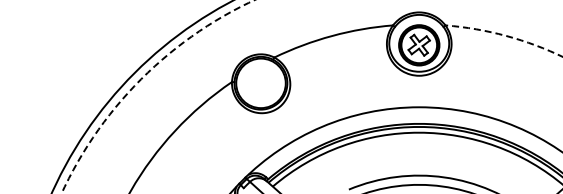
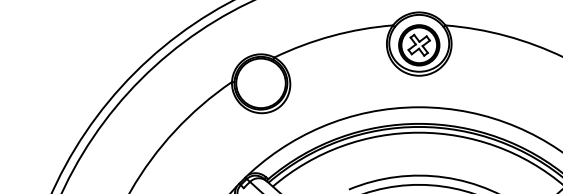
arc: dashed -> solid (505, 35)
circle: dashed -> solid (157, 96)
